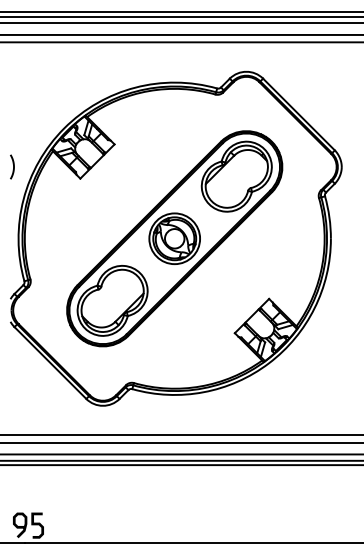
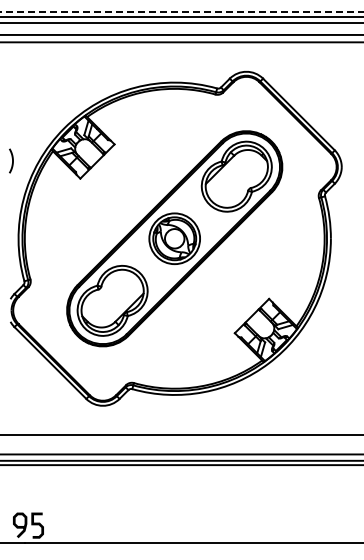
line: solid -> dashed (182, 12)
curve position: (13, 166) -> (12, 160) (12, 160)
line: present -> none (181, 442)
